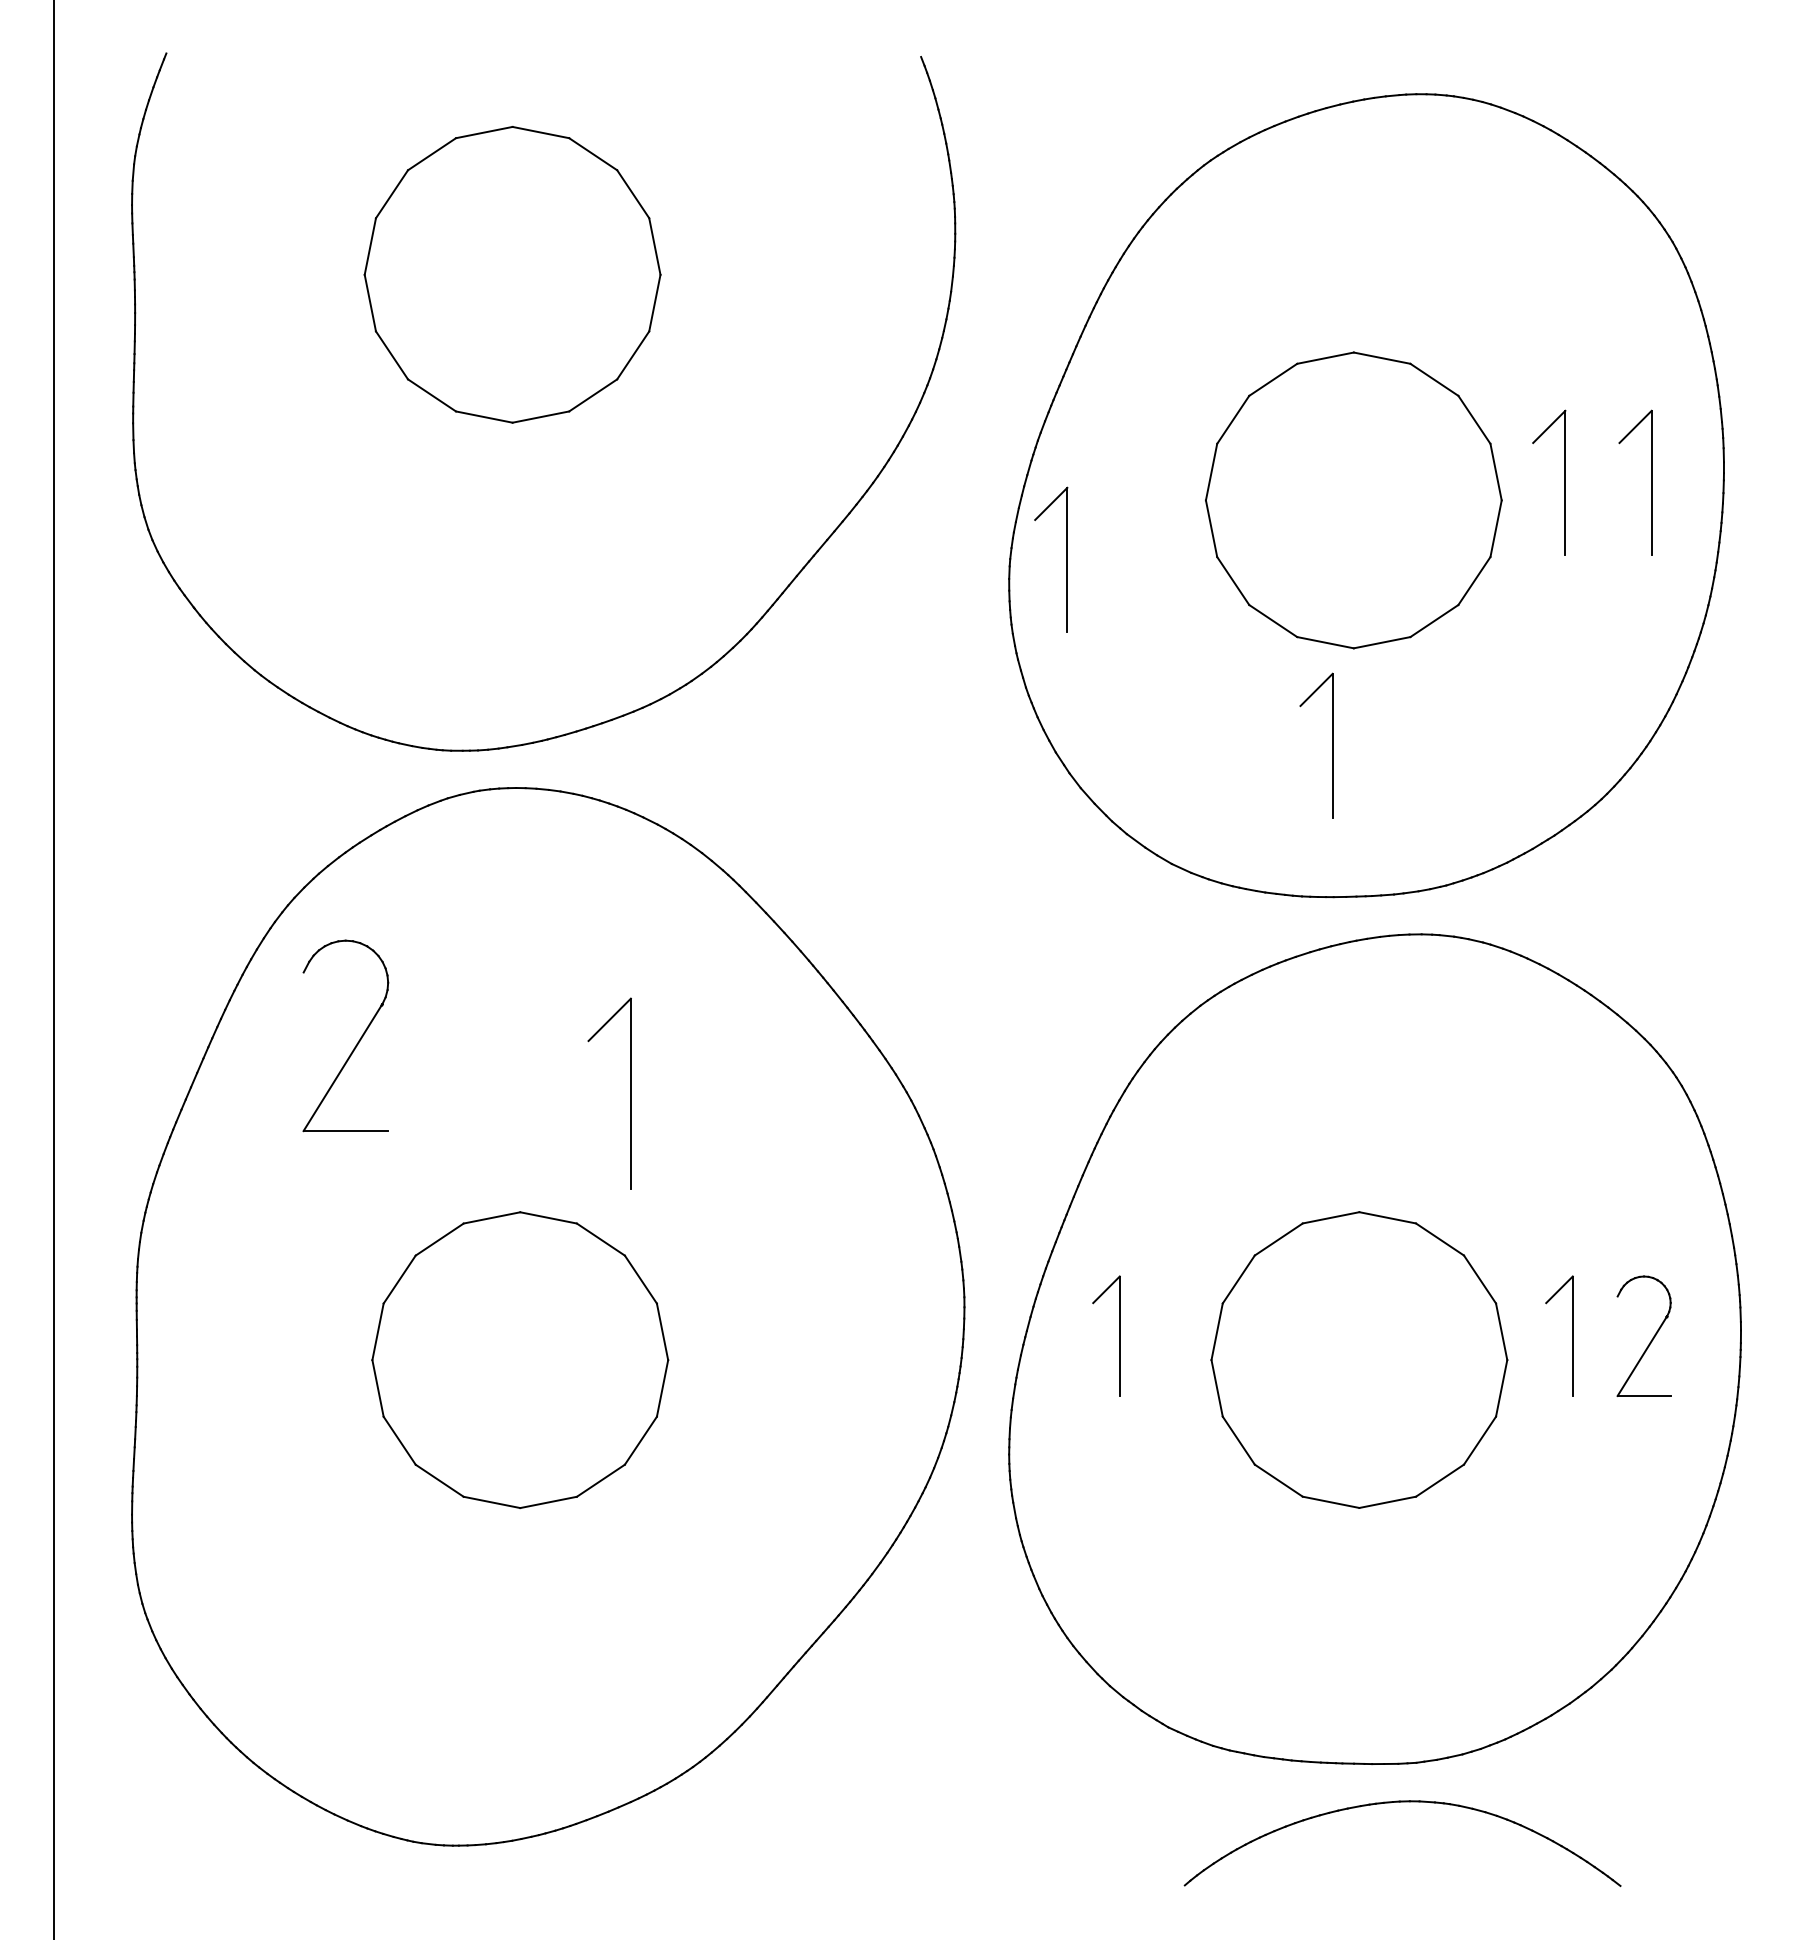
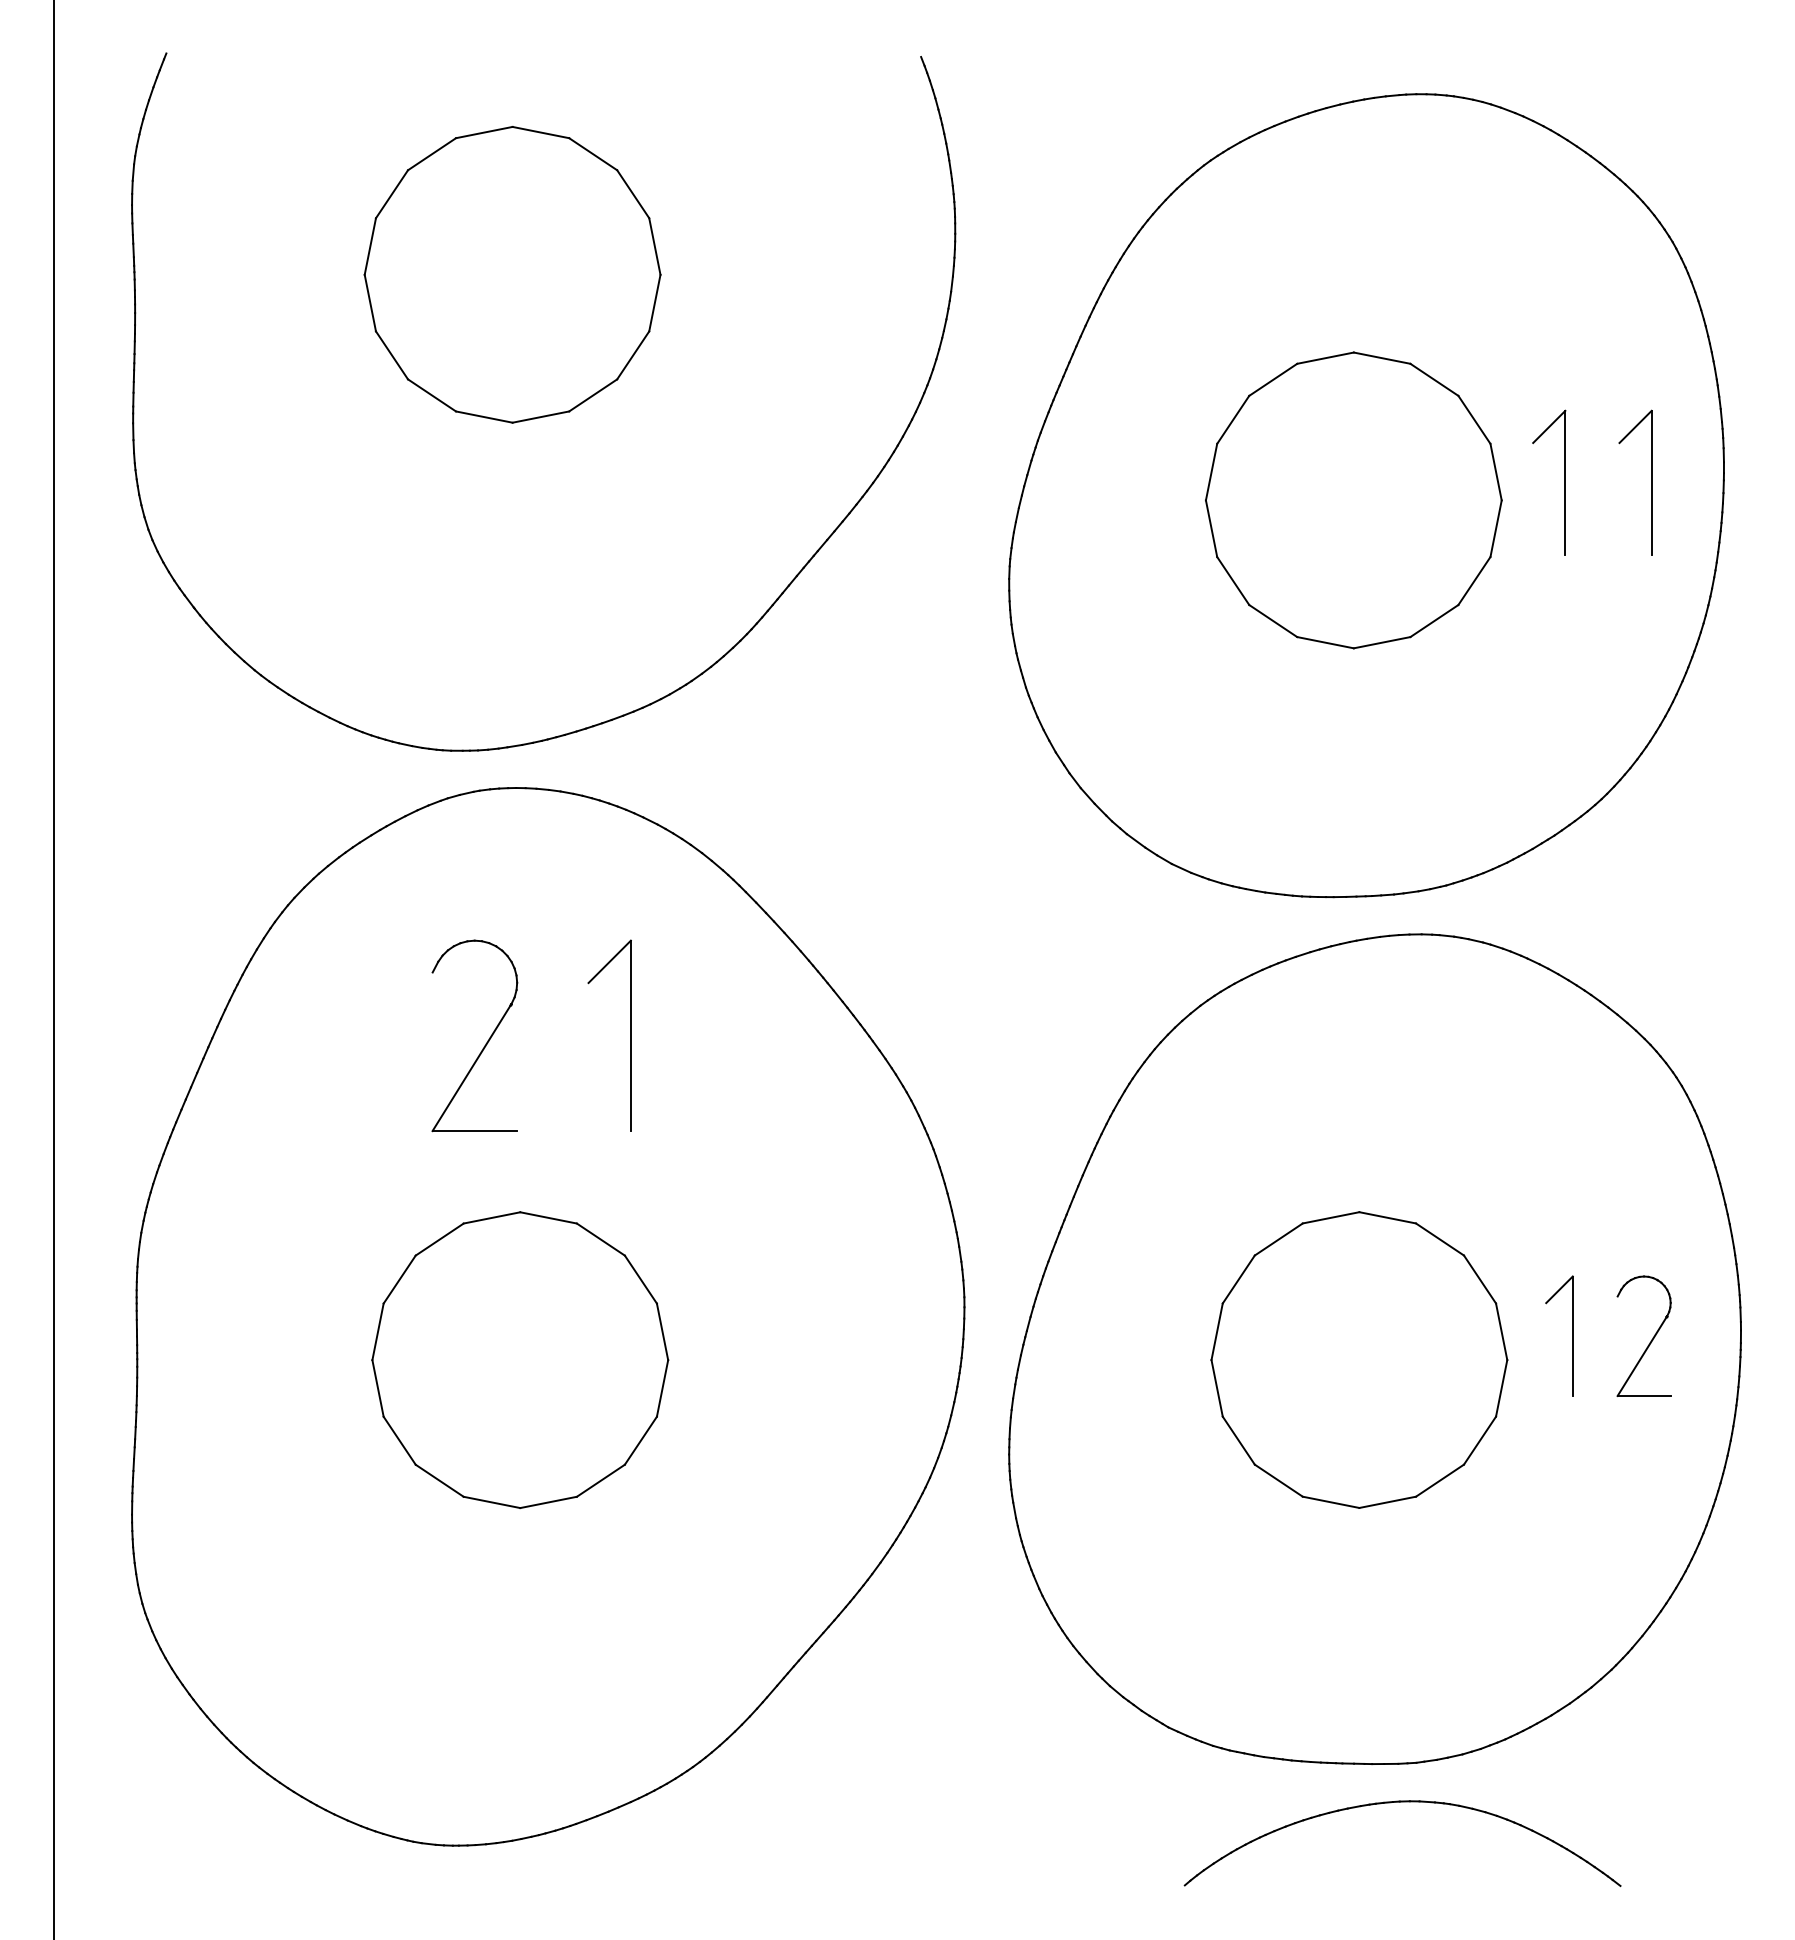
part: present -> none (1066, 559)
part: present -> none (1332, 745)
part position: (356, 1043) -> (485, 1043) (485, 1043)
part position: (630, 1093) -> (630, 1035) (630, 1035)
part: present -> none (1119, 1335)
